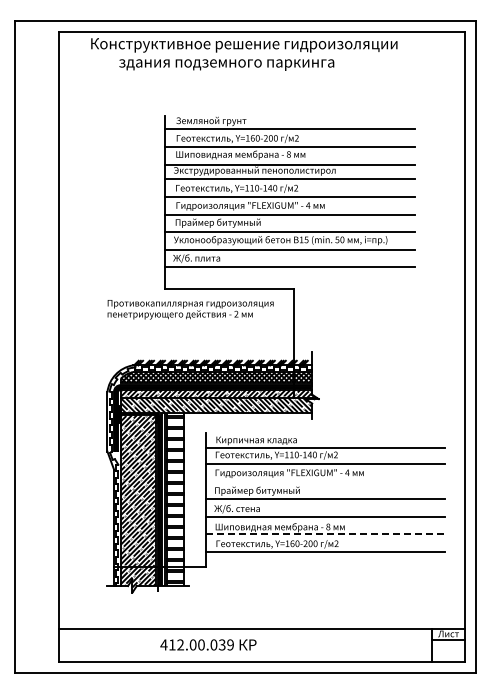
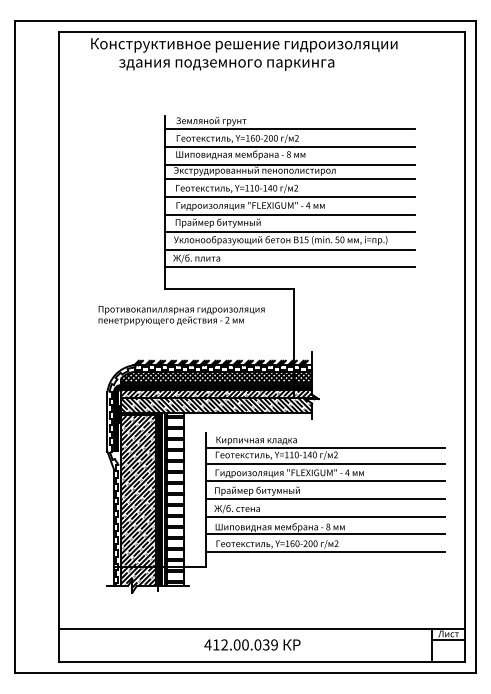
text position: (190, 309) -> (181, 315) (181, 315)
line: none -> present (324, 481)
line: dashed -> solid (325, 534)
text position: (208, 644) -> (252, 644) (252, 644)
